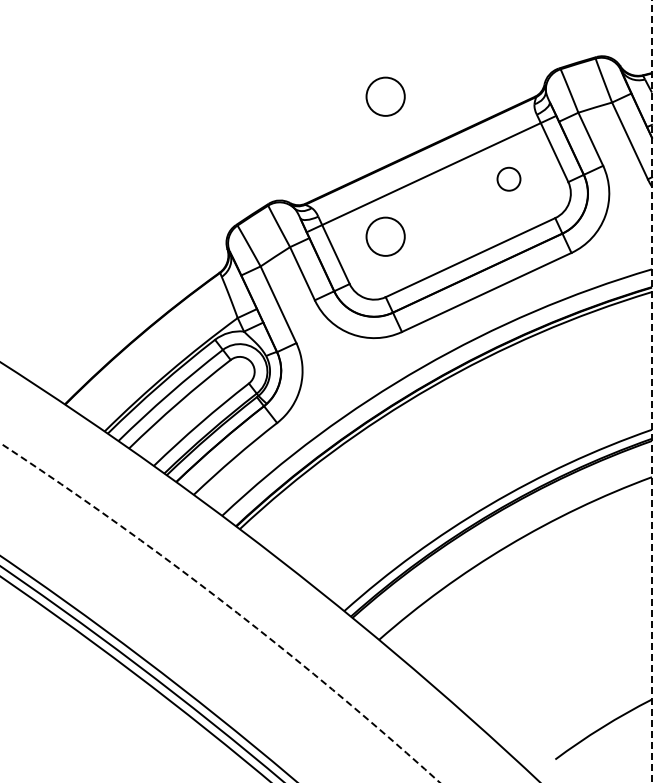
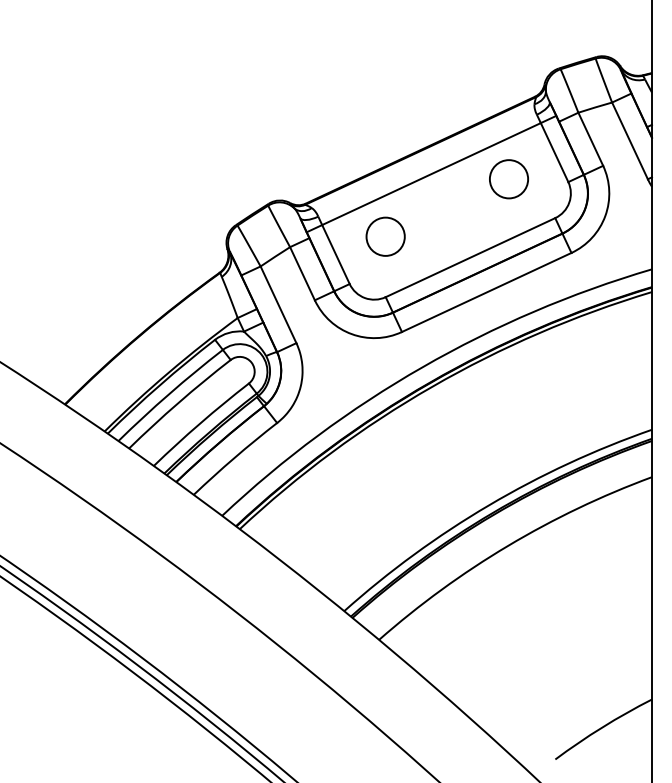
circle: present -> none (385, 96)
circle diameter: 23 px -> 38 px (508, 179)
line: dashed -> solid (651, 391)
arc: dashed -> solid (225, 604)
